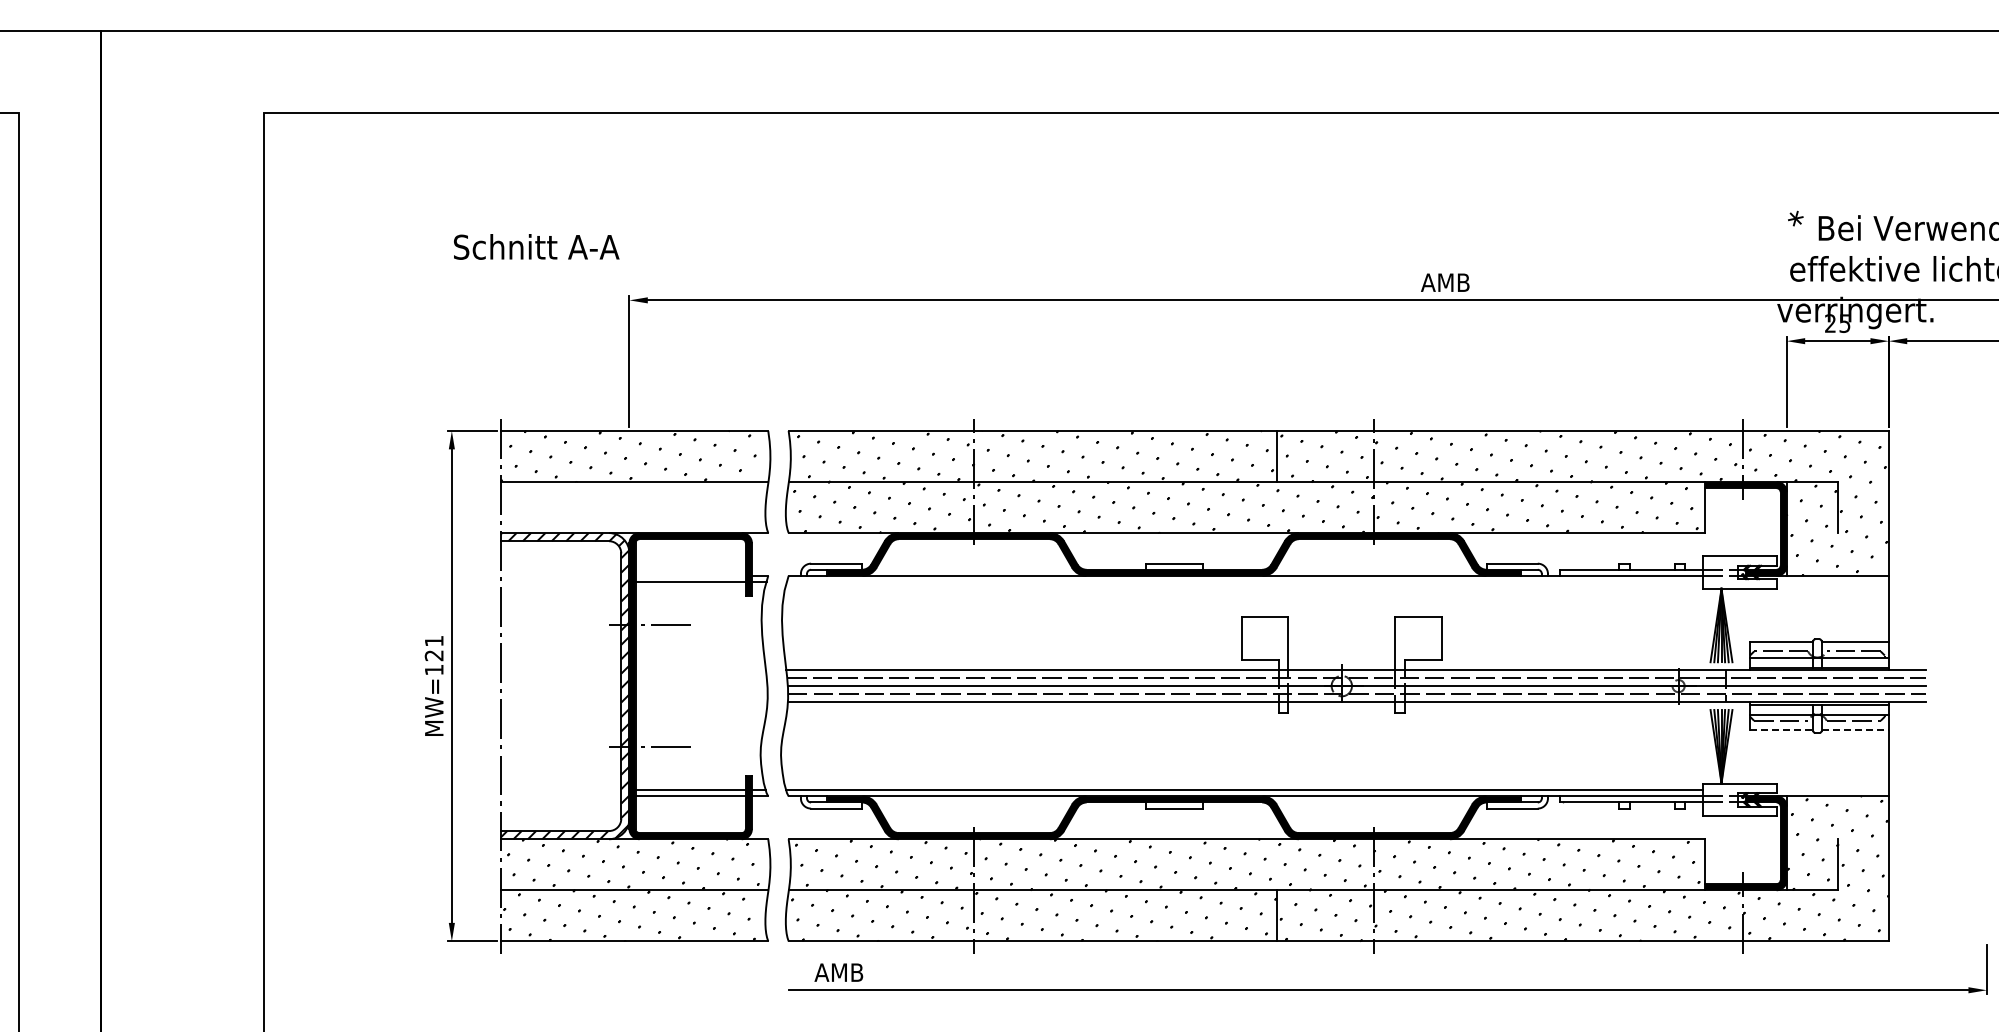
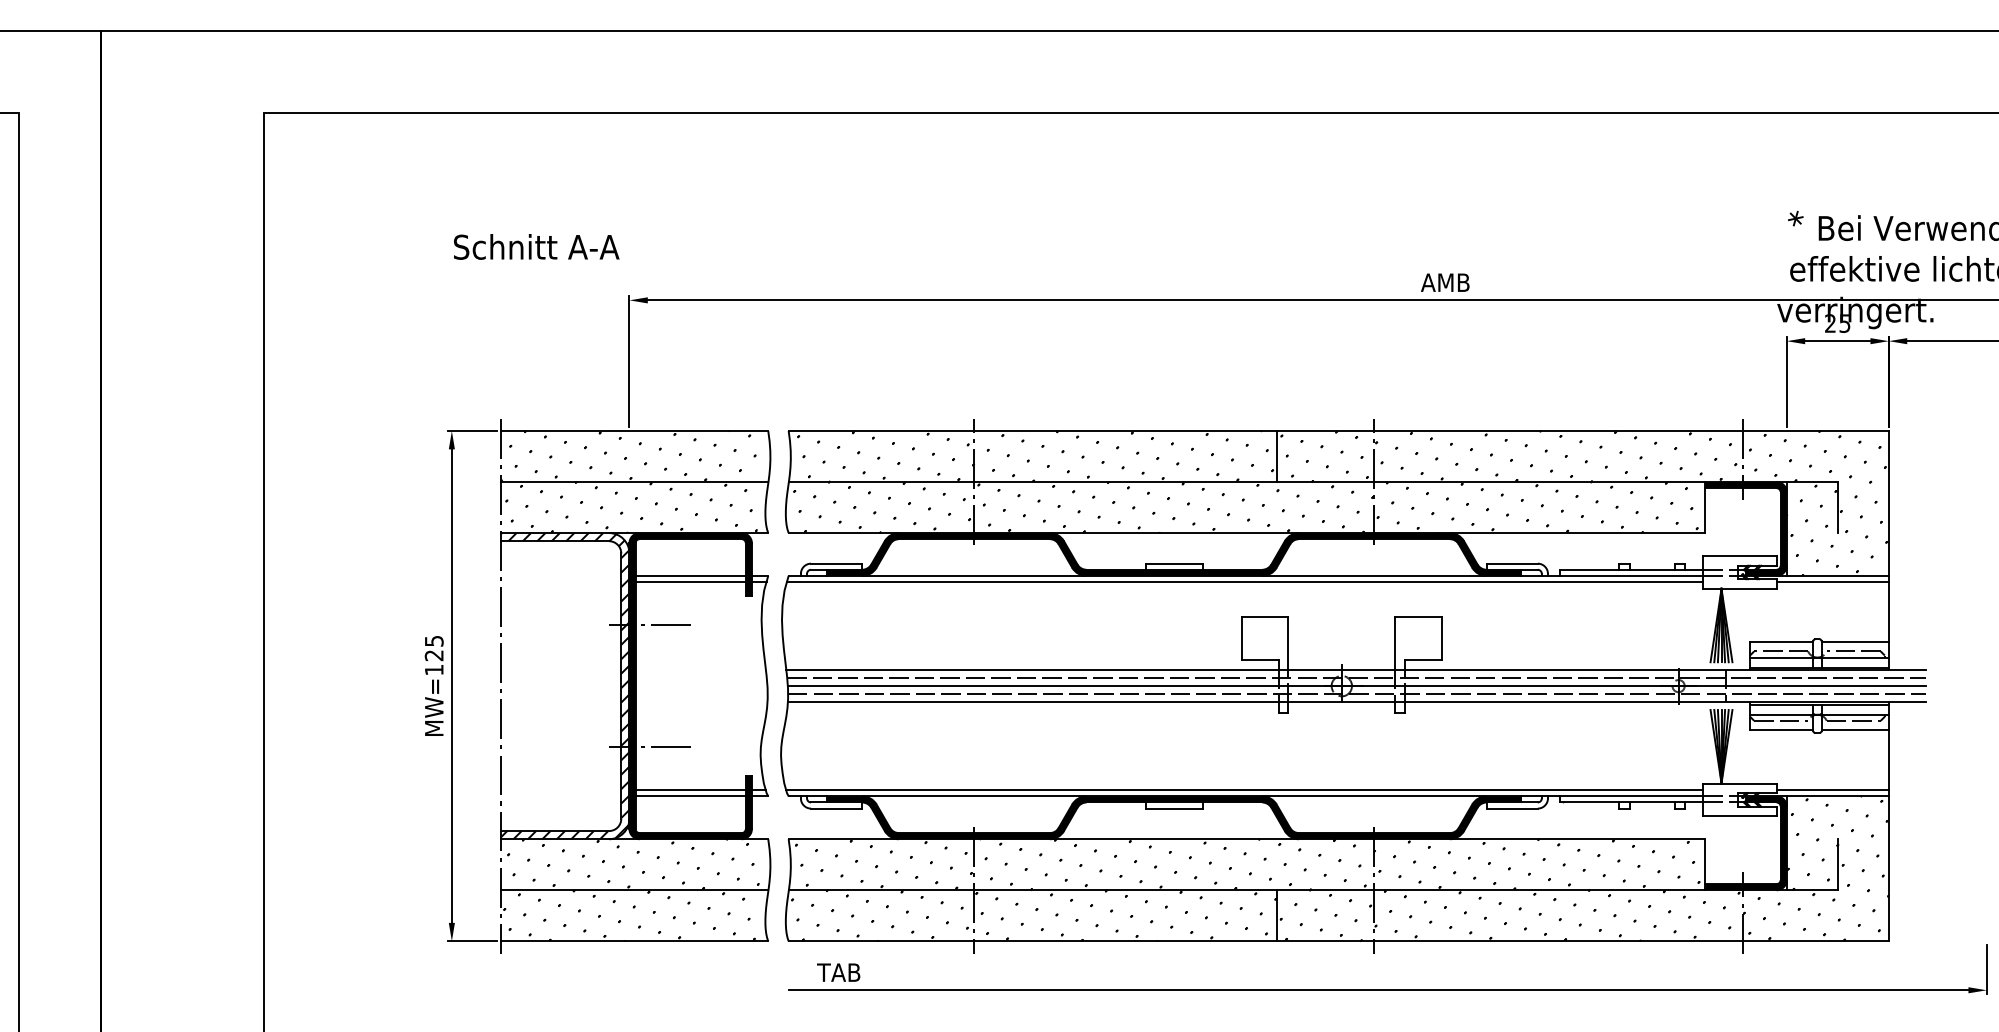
hatch: none -> present (631, 507)
line: none -> present (690, 575)
line: none -> present (1244, 582)
line: none -> present (1832, 582)
text: MW=121 -> MW=125 (434, 641)
line: dashed -> solid (1781, 730)
line: dashed -> solid (1855, 730)
line: none -> present (1832, 790)
text: AMB -> TAB (838, 972)
